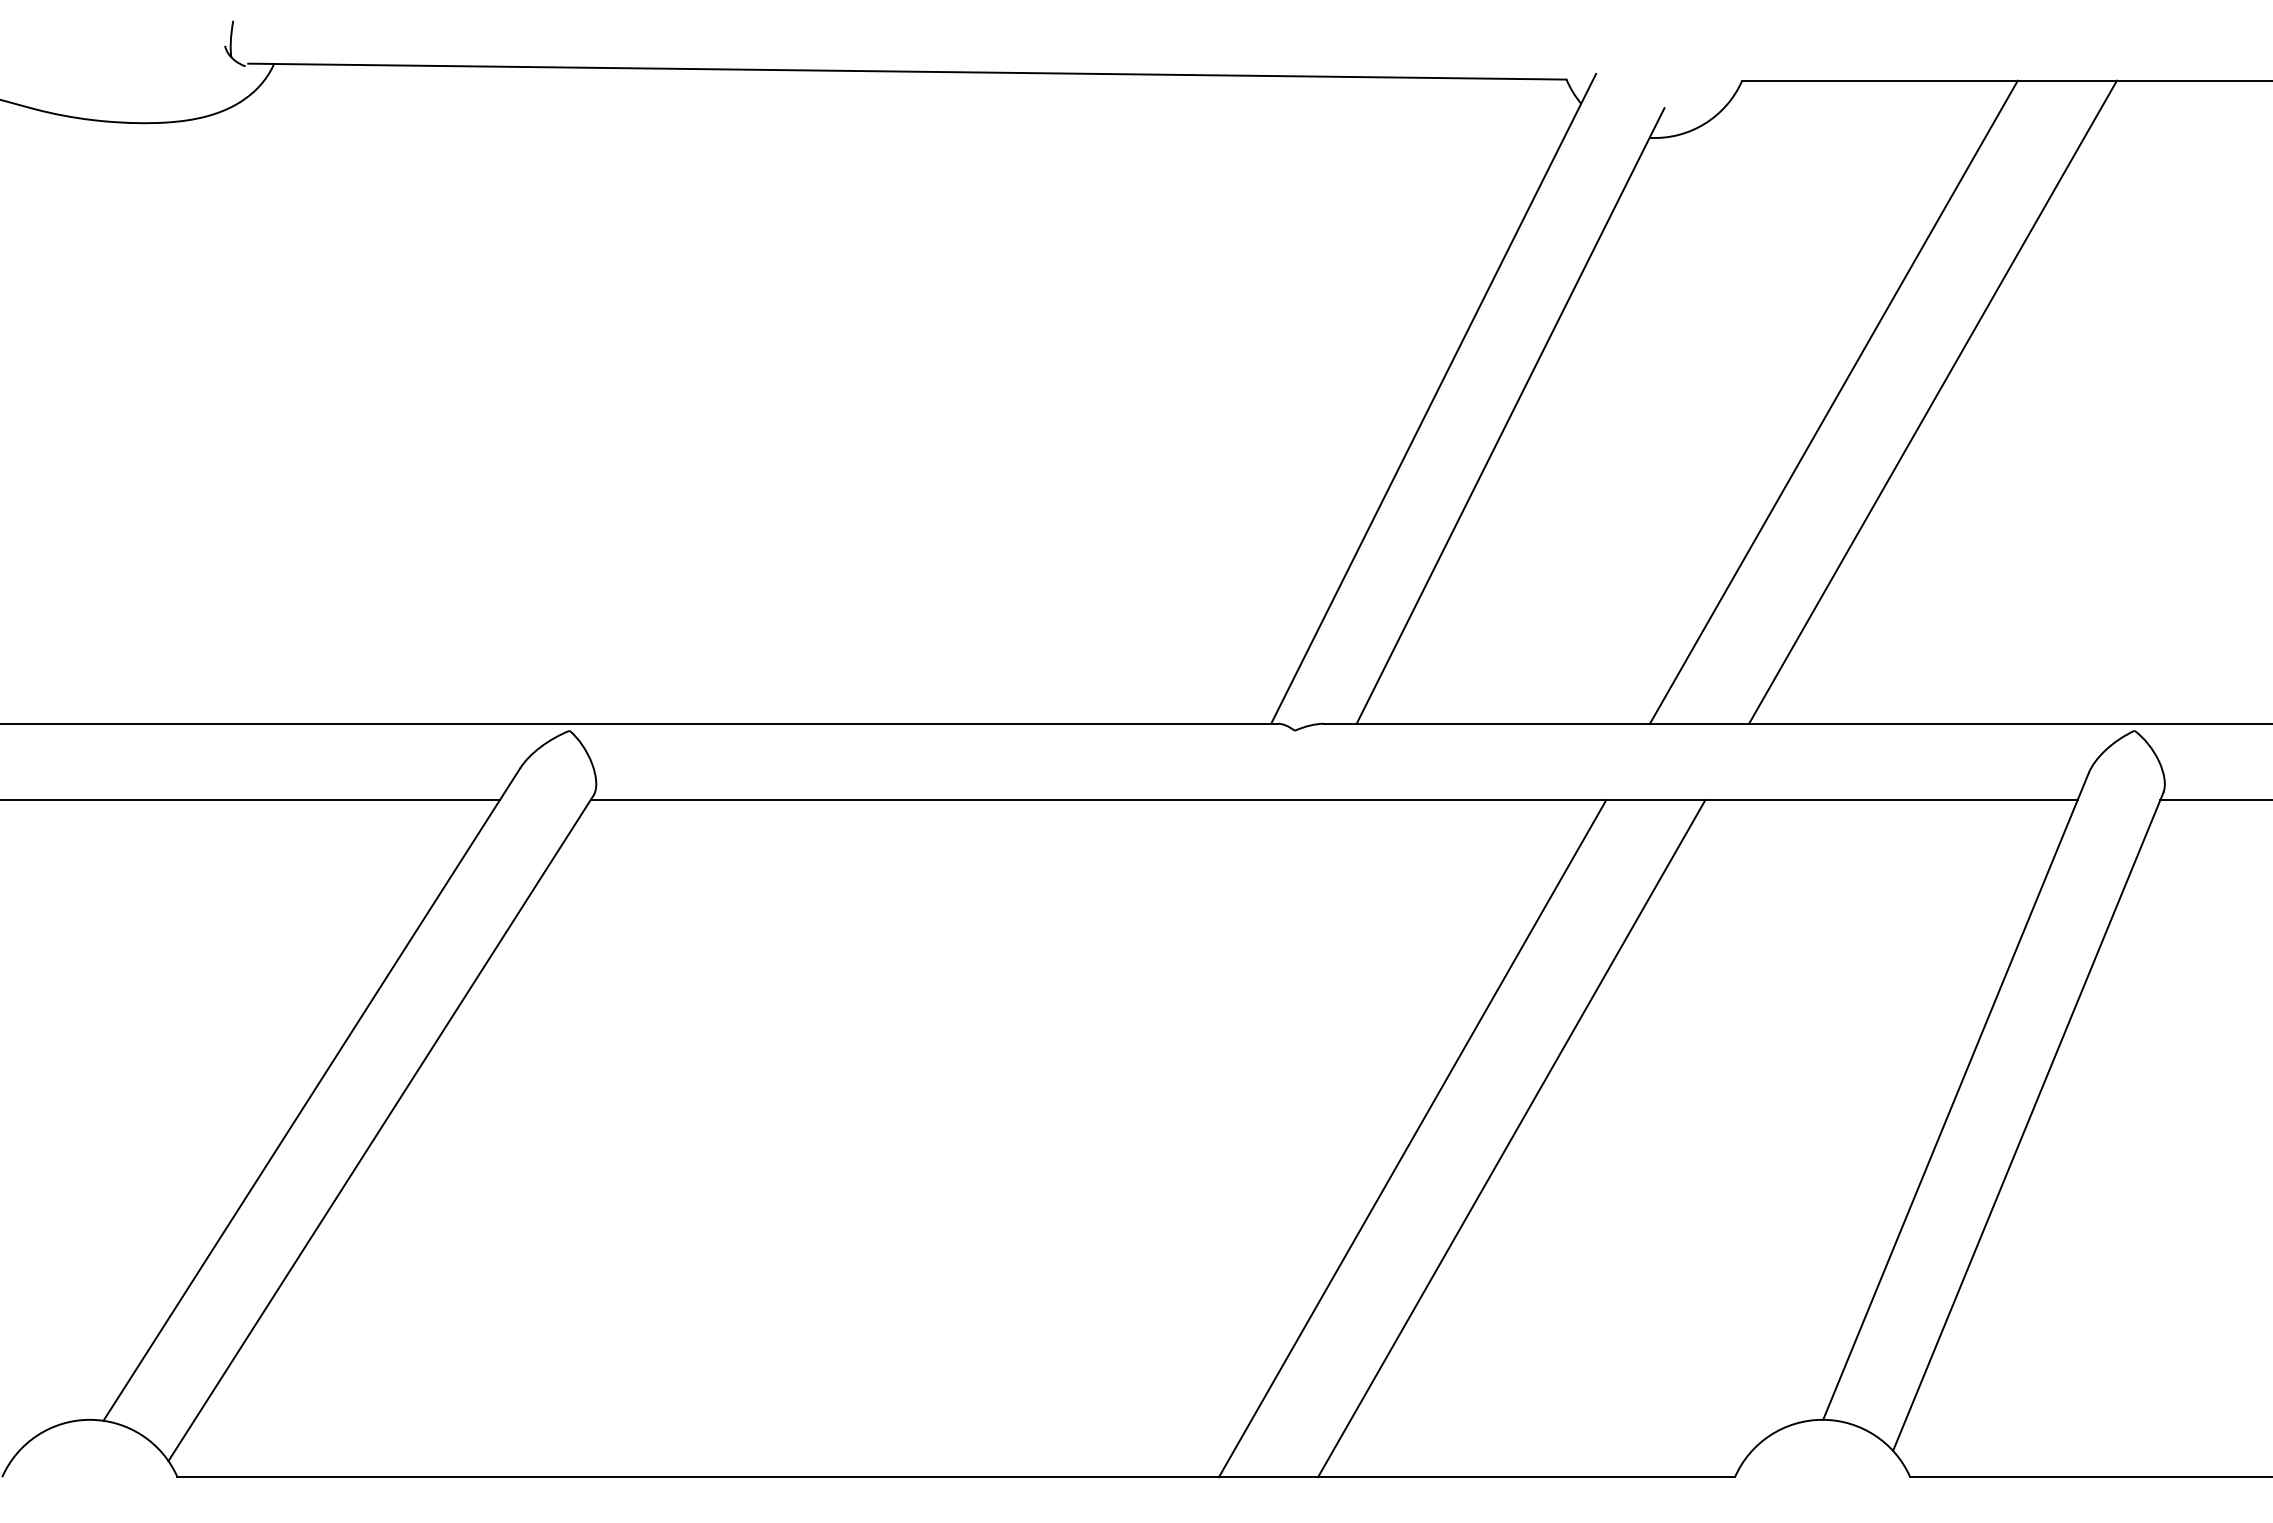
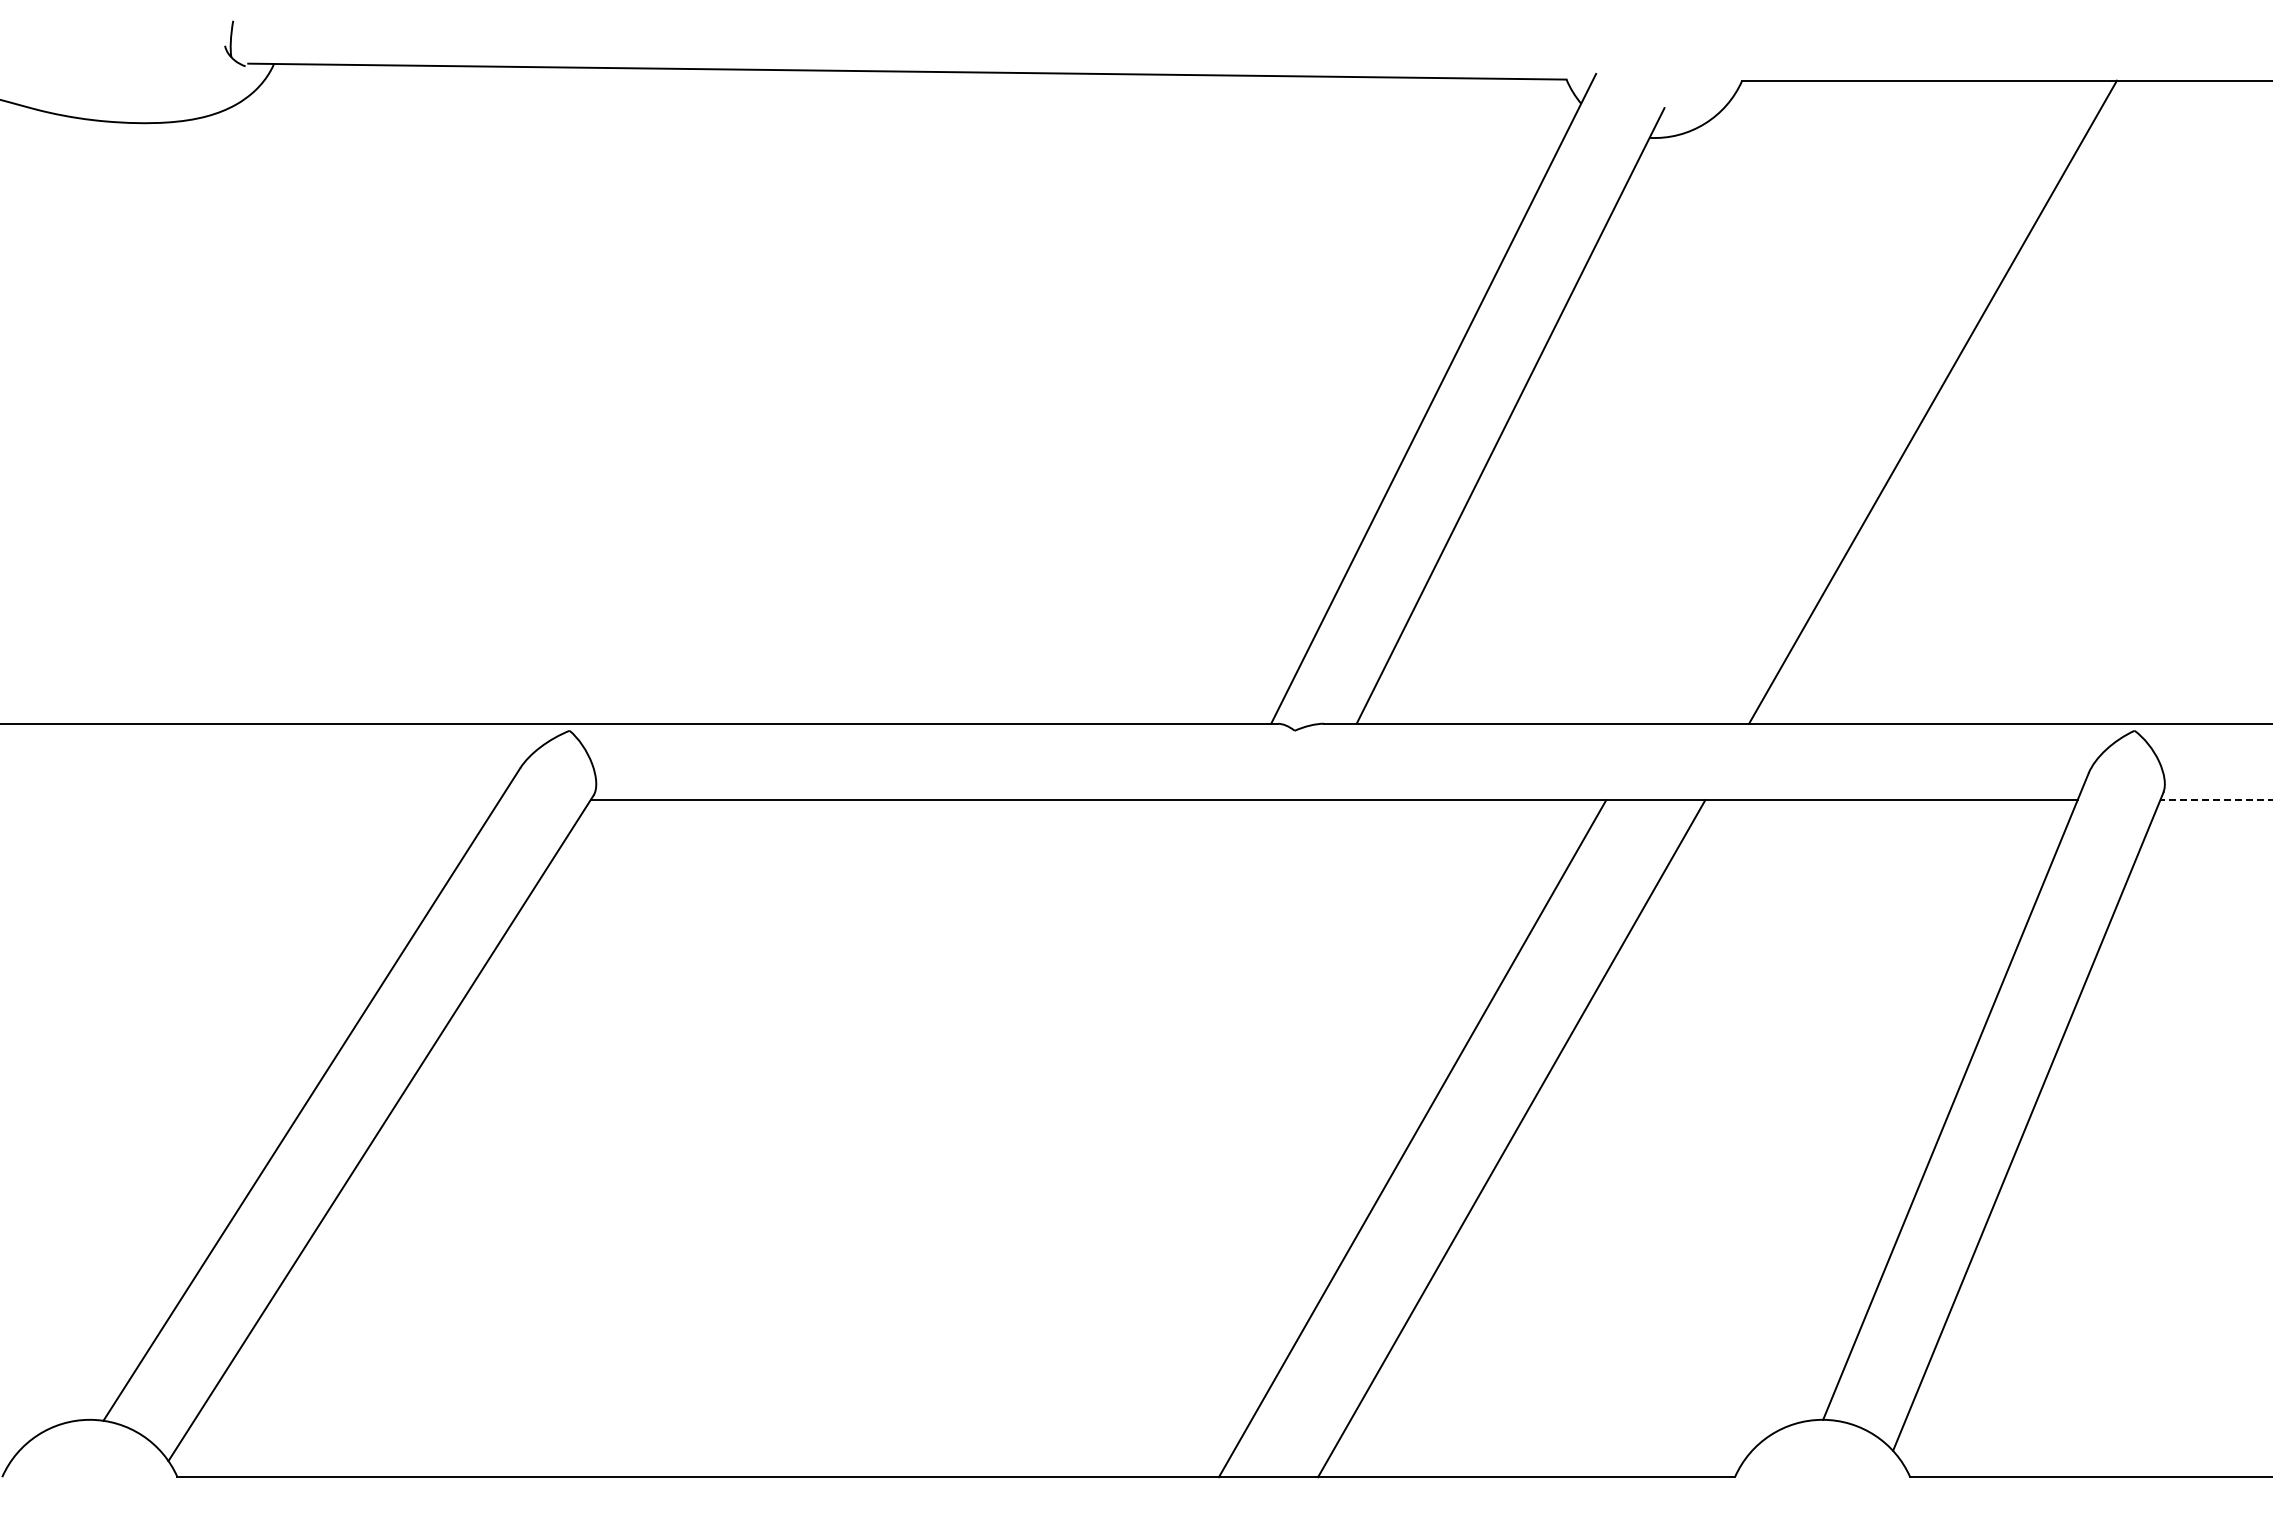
line: present -> none (1833, 401)
line: present -> none (250, 800)
line: solid -> dashed (2216, 800)
